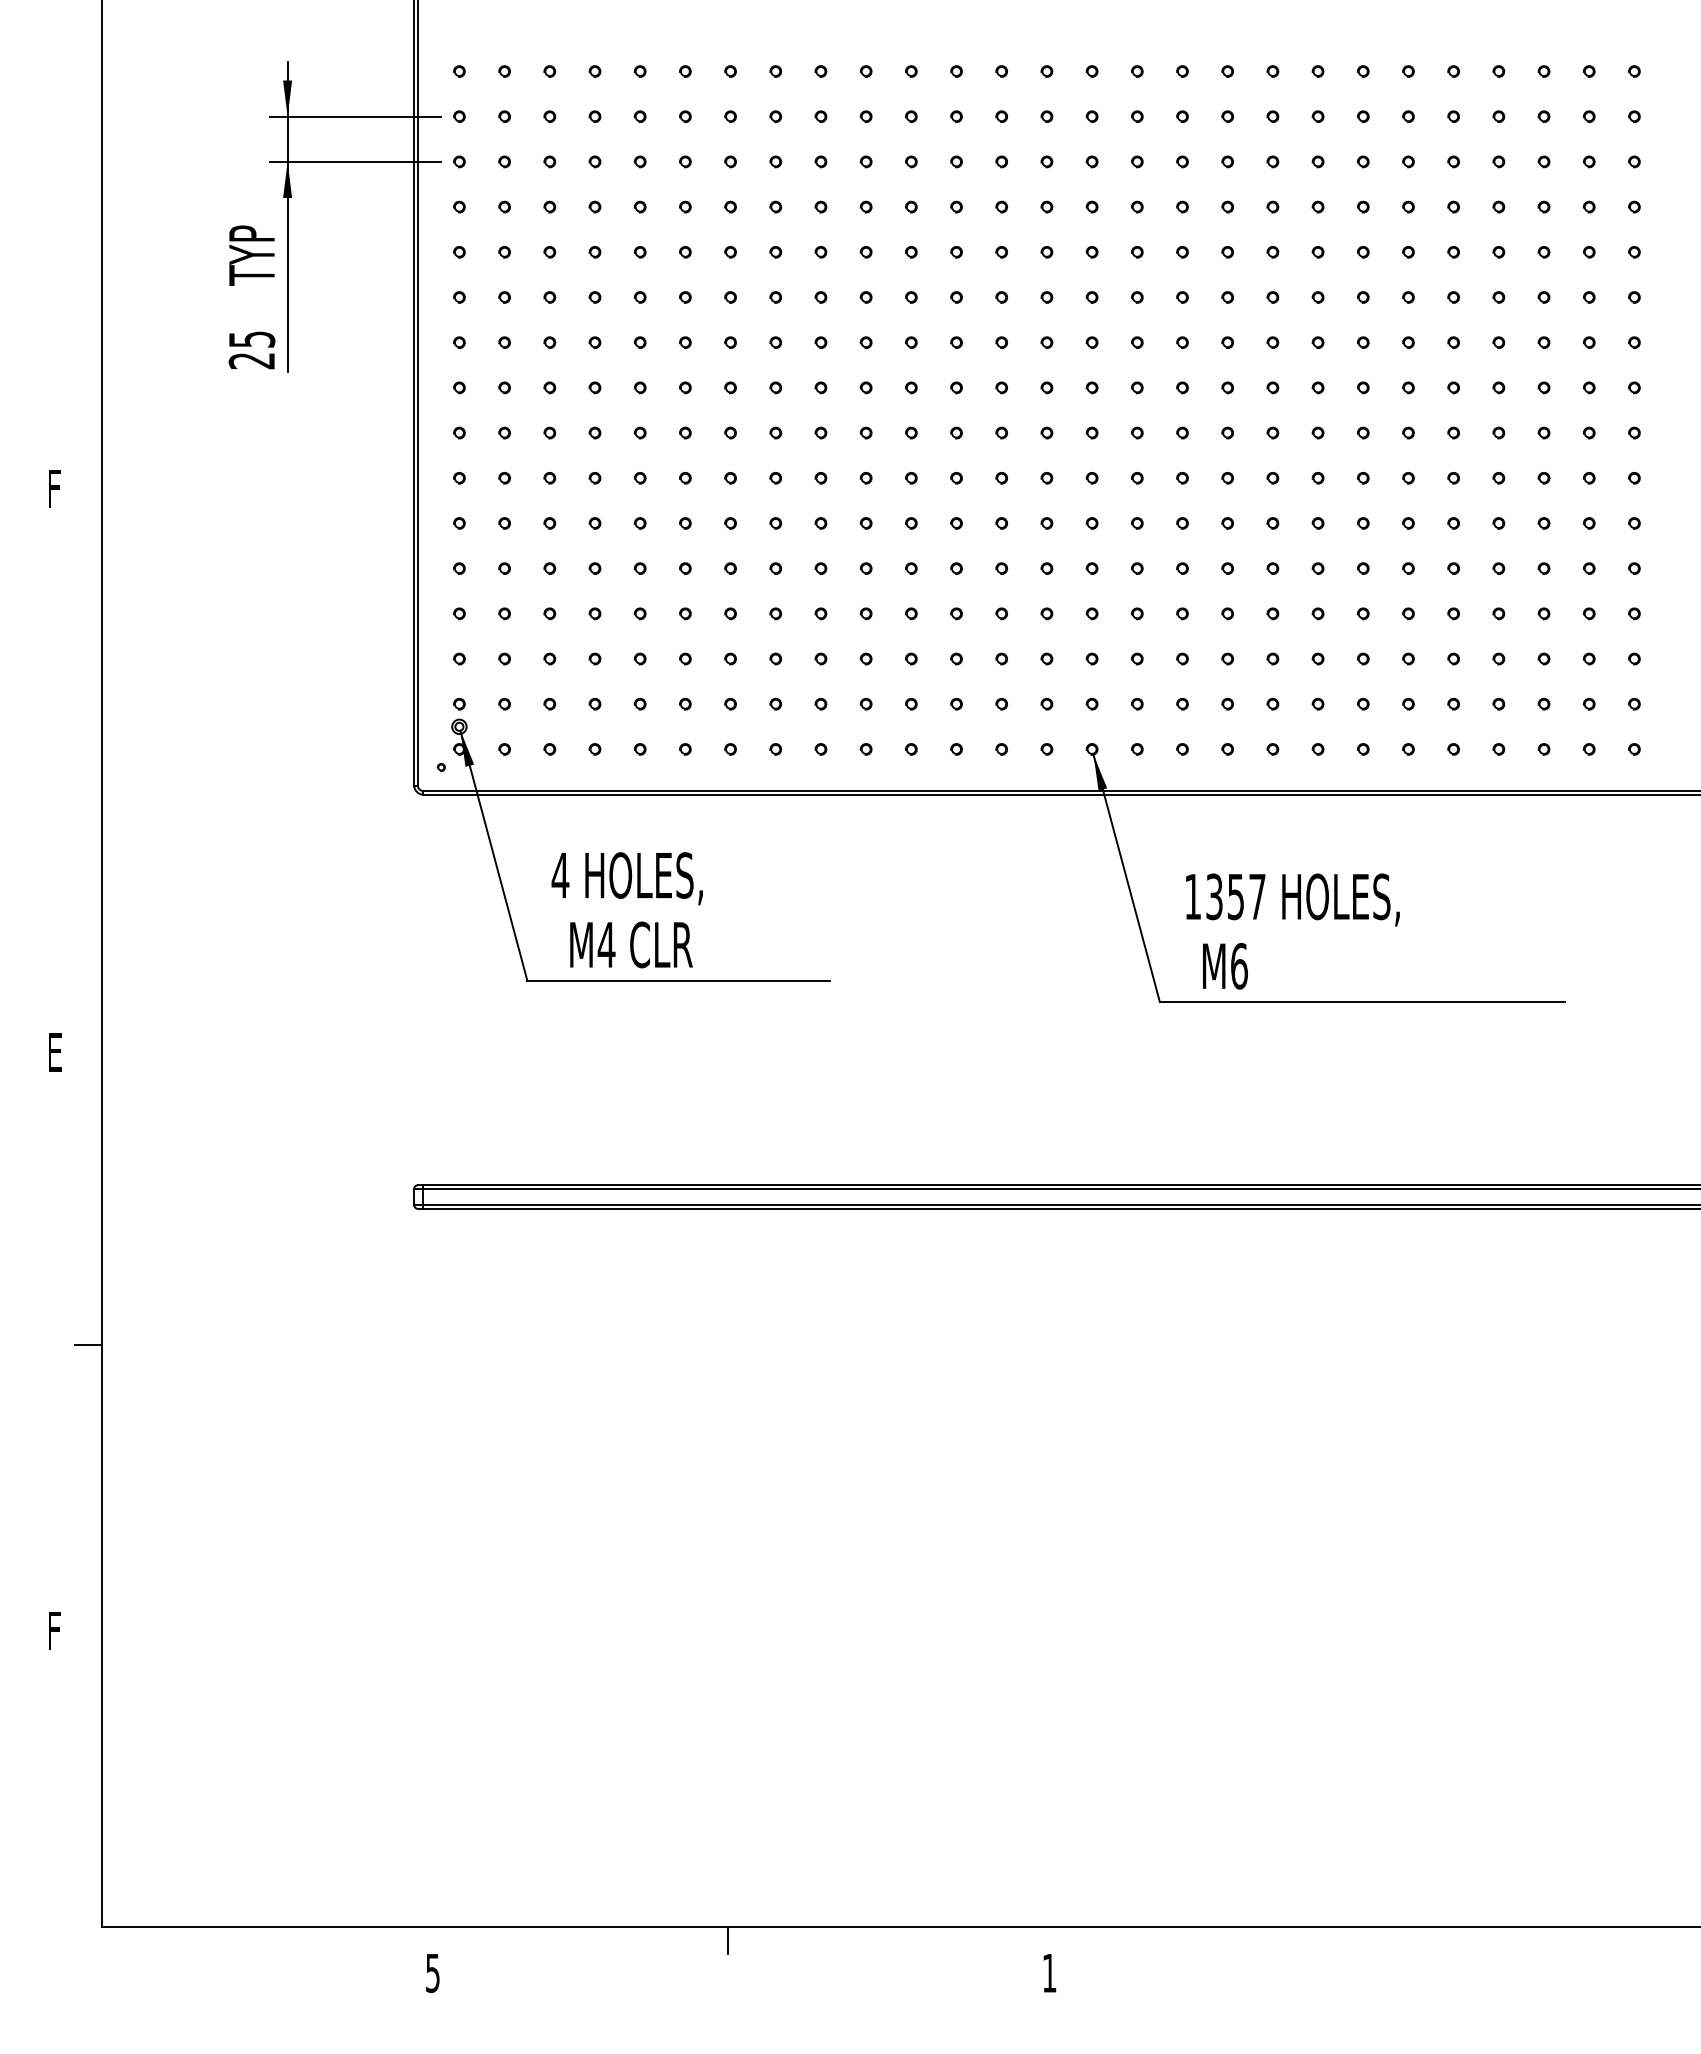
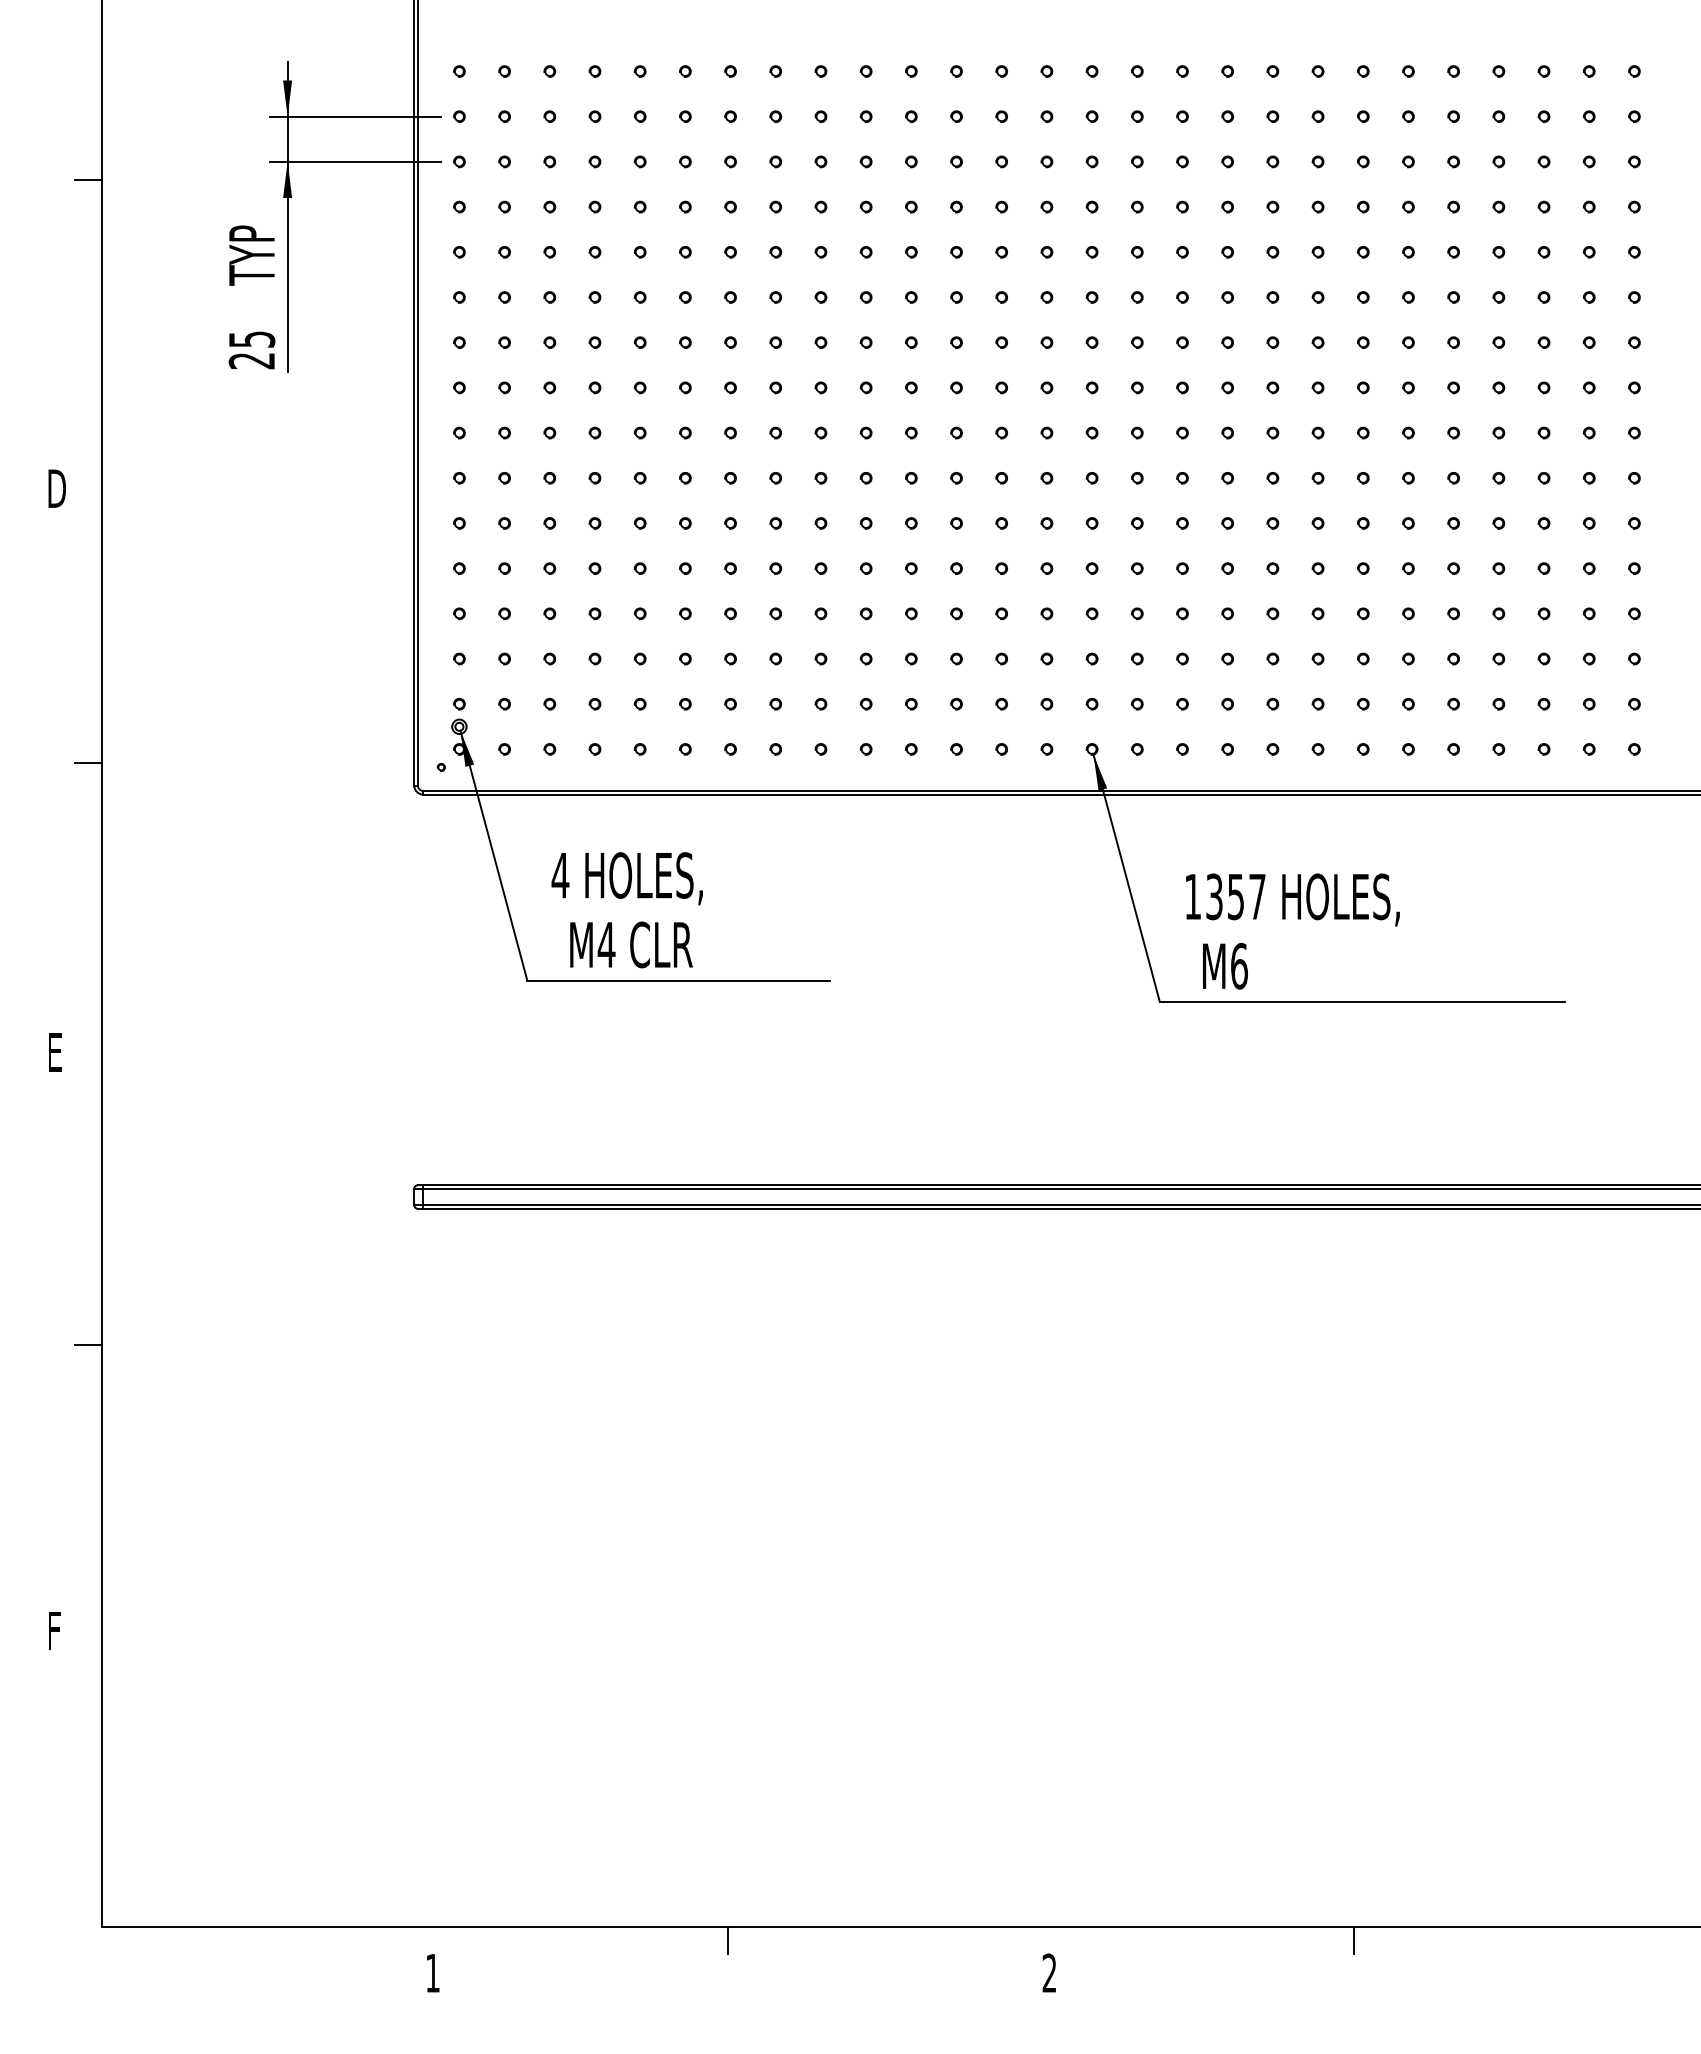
line: none -> present (87, 180)
text: F -> D (56, 488)
line: none -> present (87, 762)
line: none -> present (1353, 1940)
text: 1 -> 2 (1049, 1972)
text: 5 -> 1 (432, 1973)
